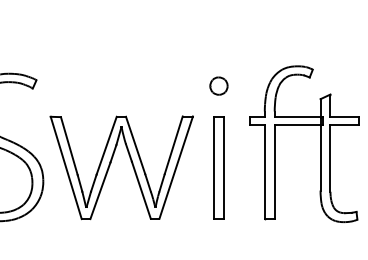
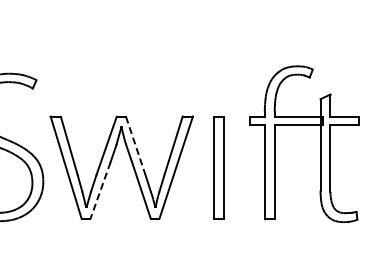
part: present -> none (218, 85)
line: solid -> dashed (135, 145)
line: solid -> dashed (100, 191)
